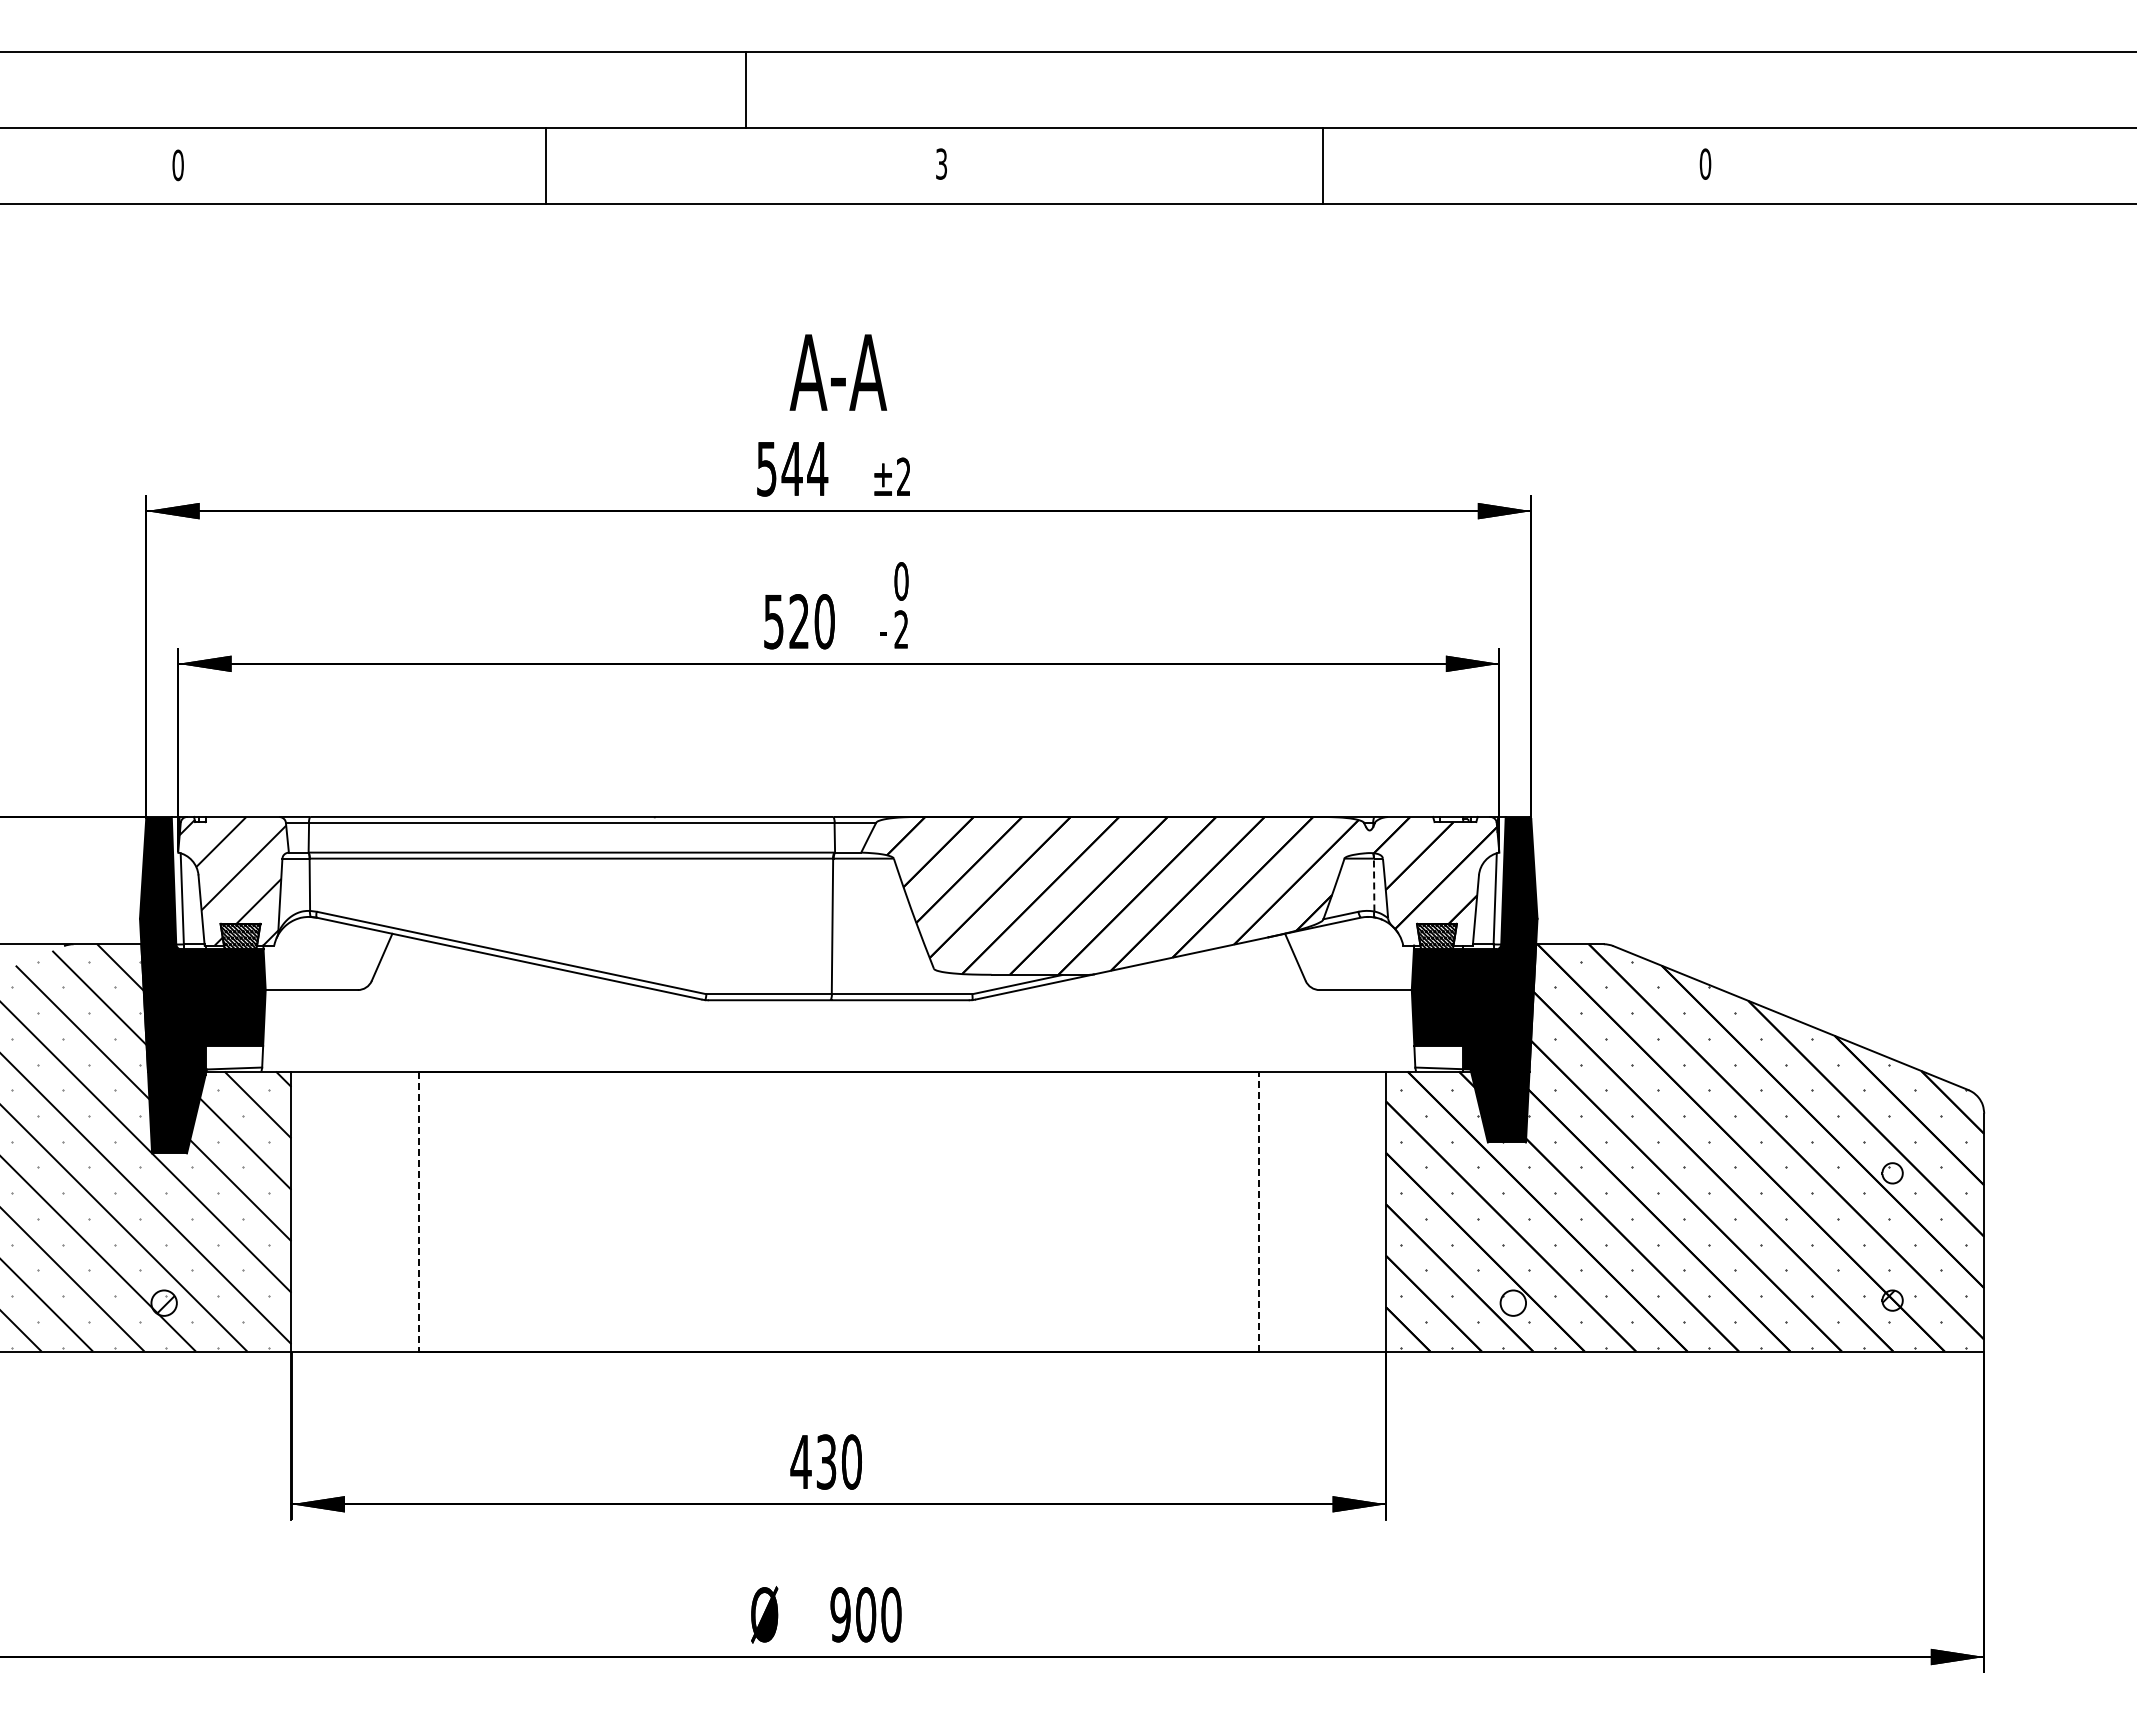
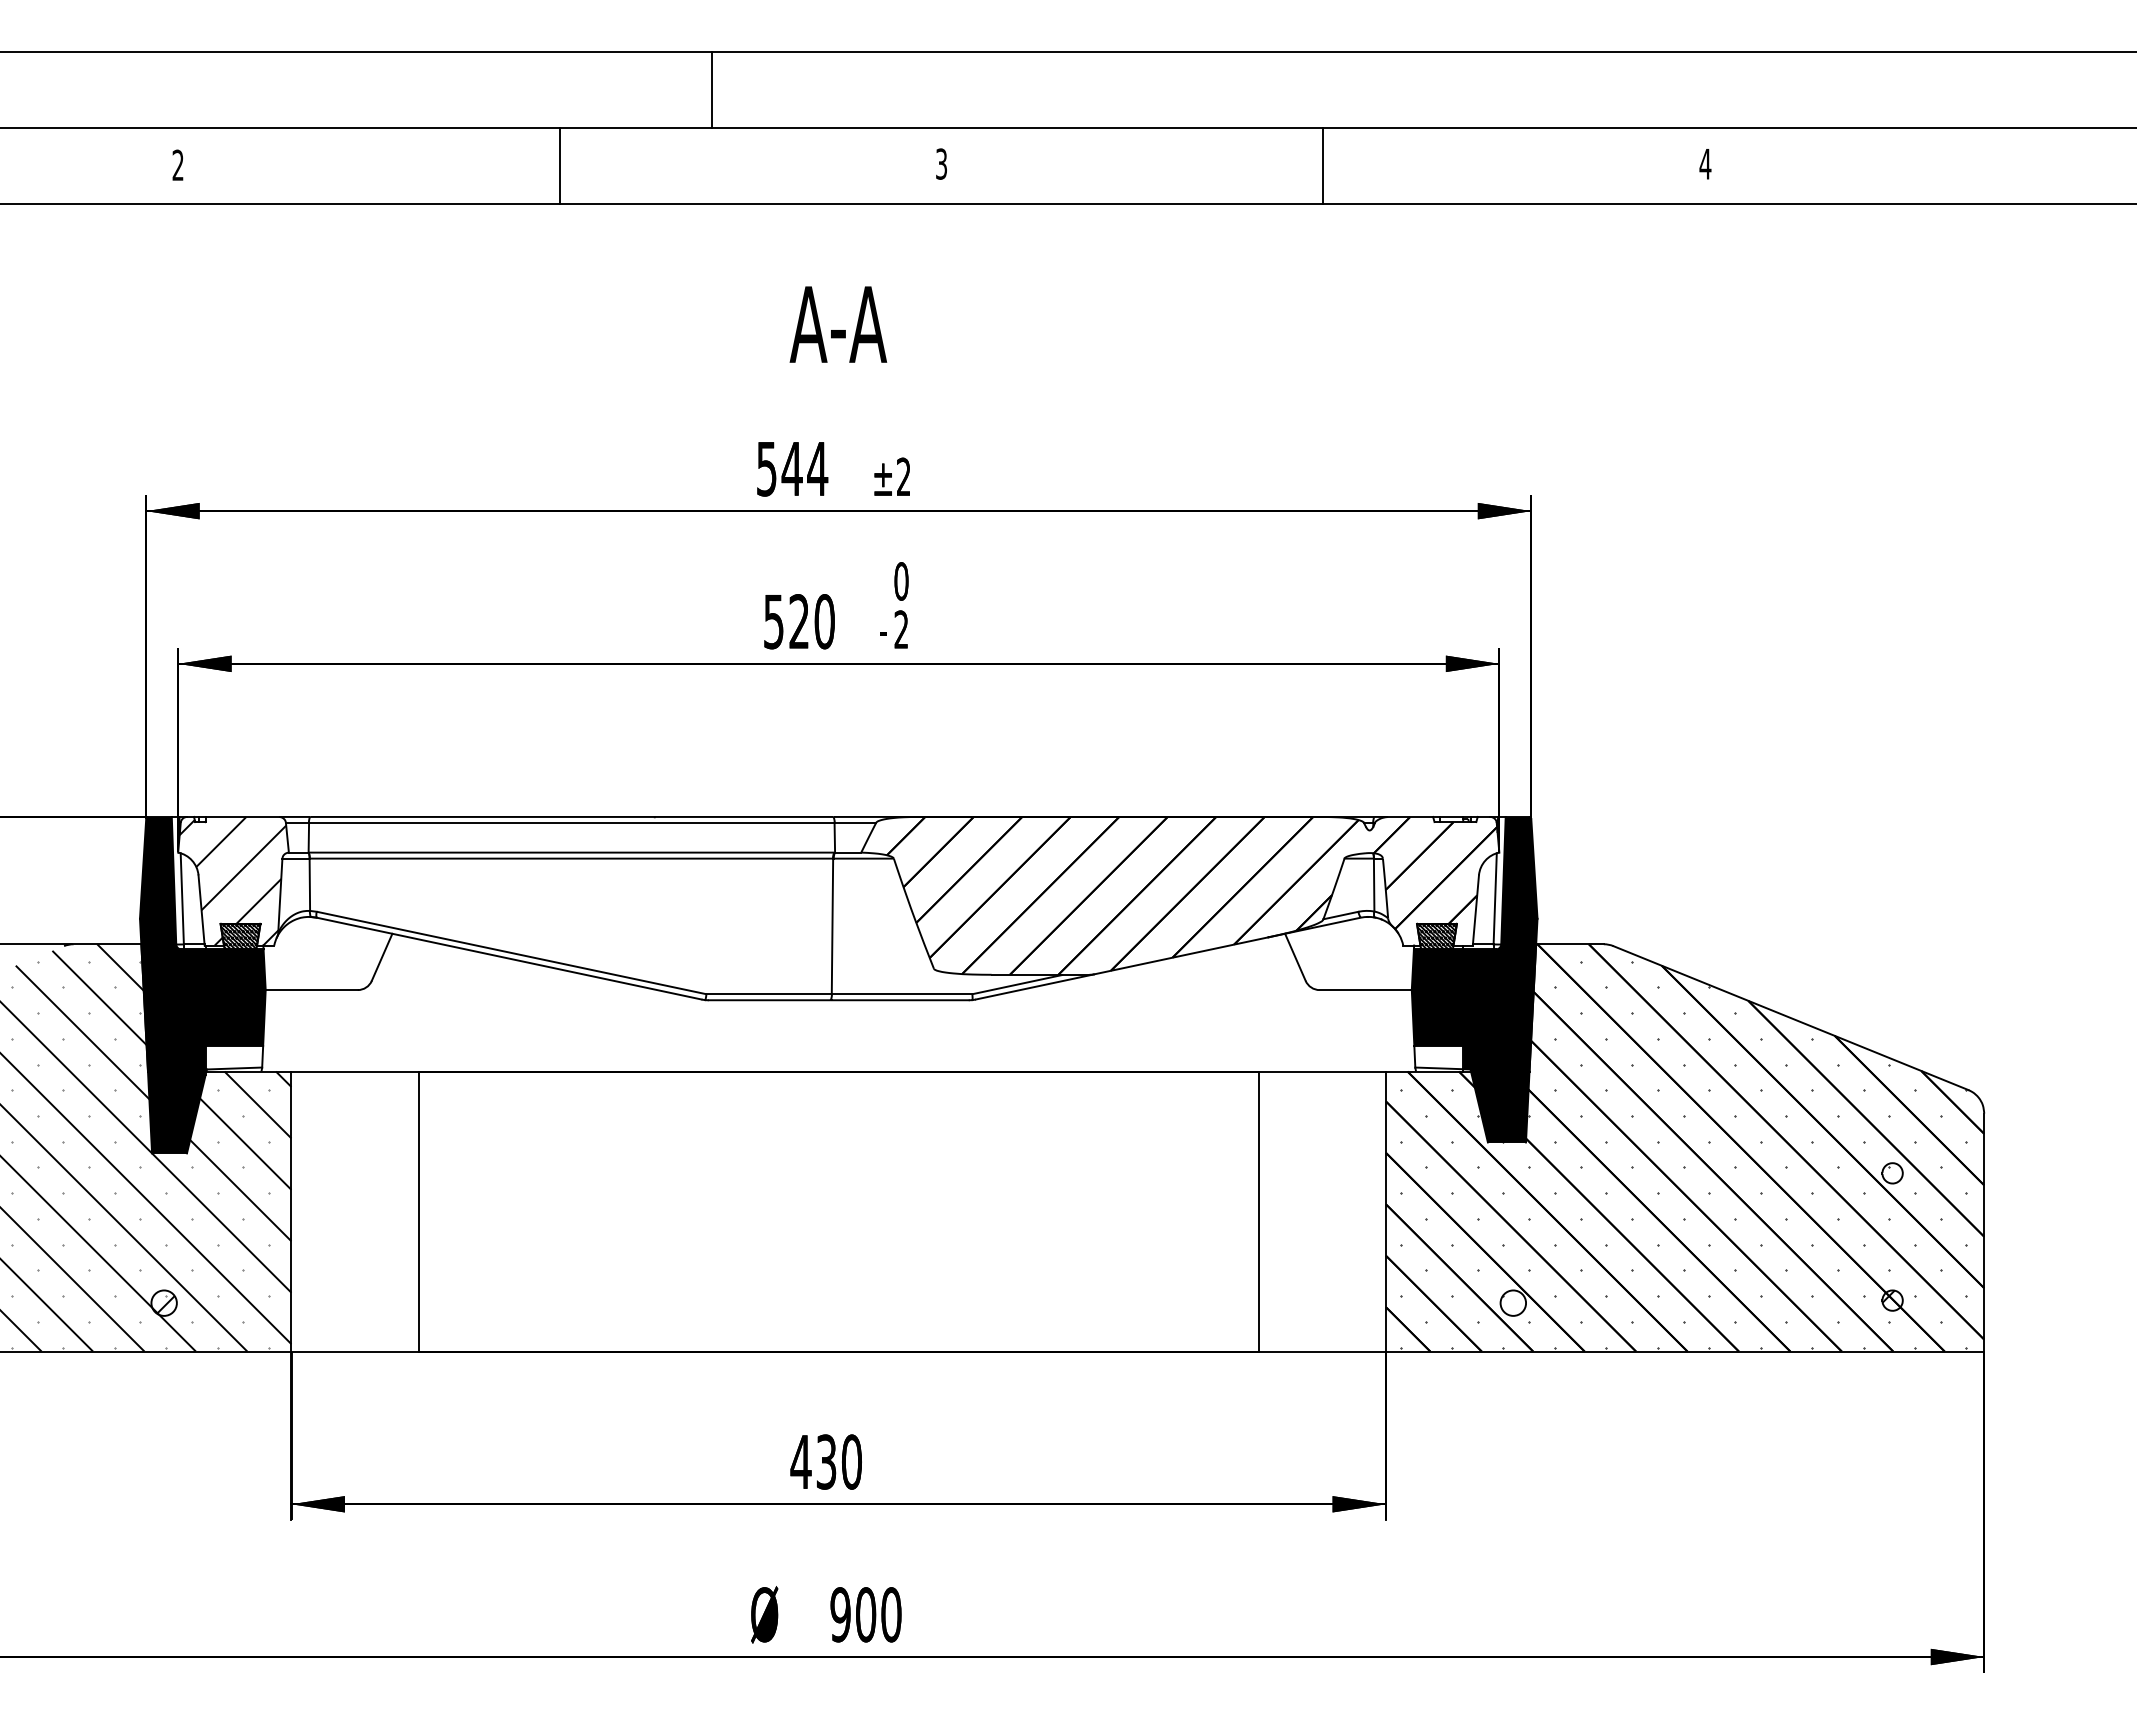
line position: (746, 89) -> (712, 89) (712, 89)
text: 0 -> 4 (1705, 163)
text: 0 -> 2 (177, 165)
line position: (545, 166) -> (559, 166) (559, 166)
text position: (838, 372) -> (838, 324) (838, 324)
line: dashed -> solid (1374, 884)
line: dashed -> solid (1258, 1211)
line: dashed -> solid (418, 1212)
